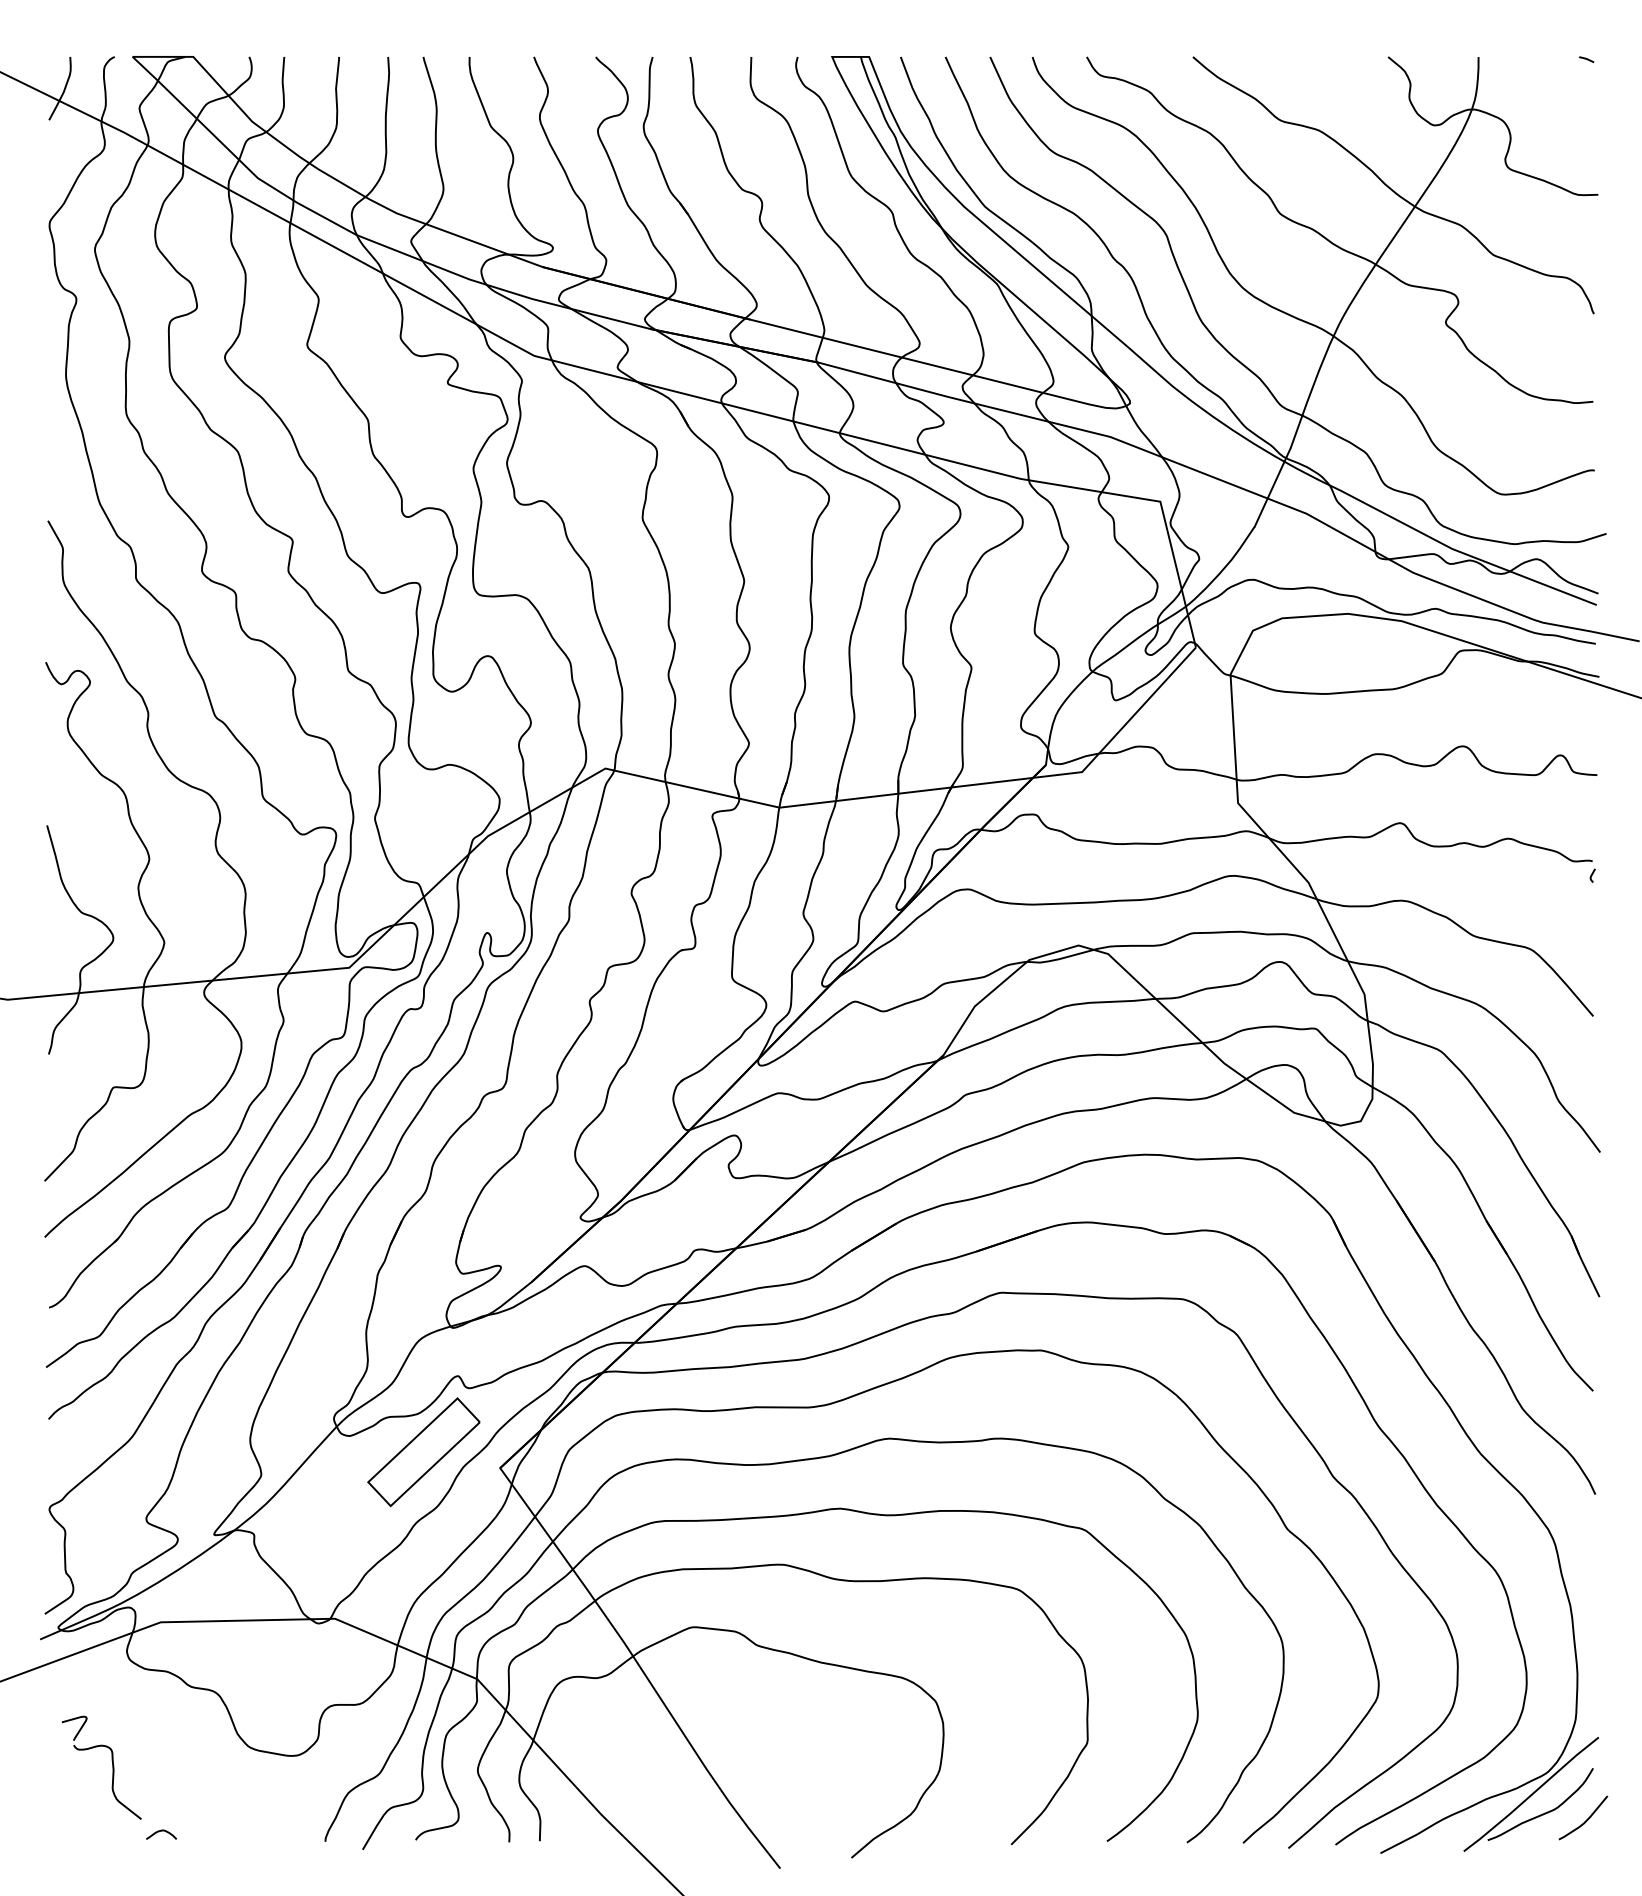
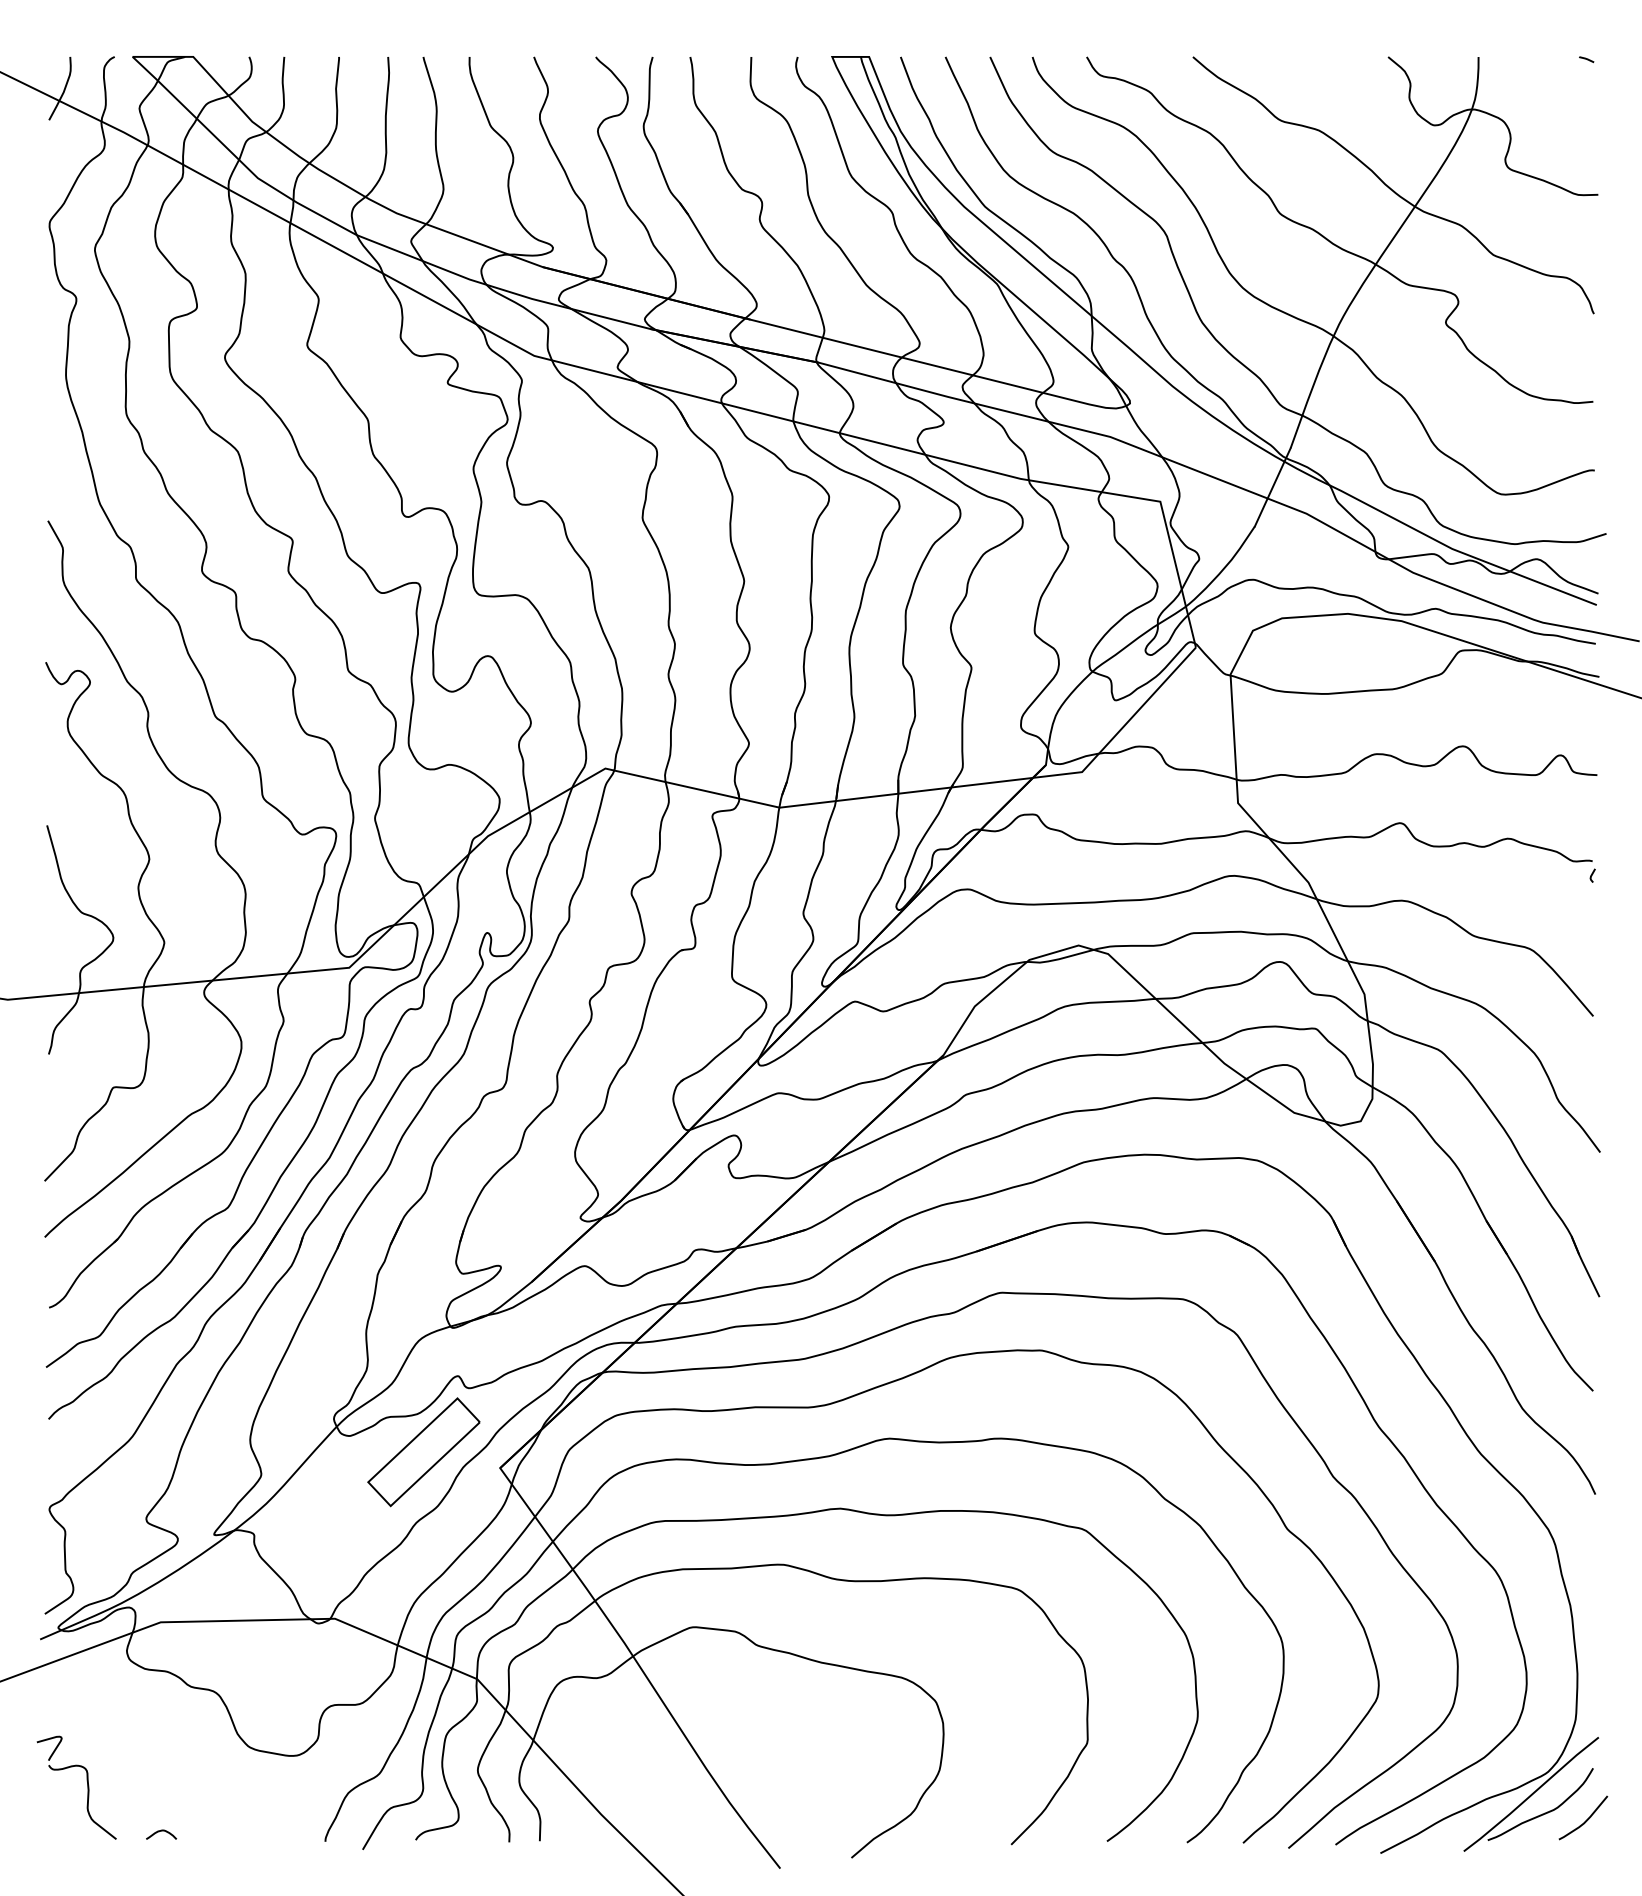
part position: (112, 1767) -> (87, 1787) (87, 1787)
